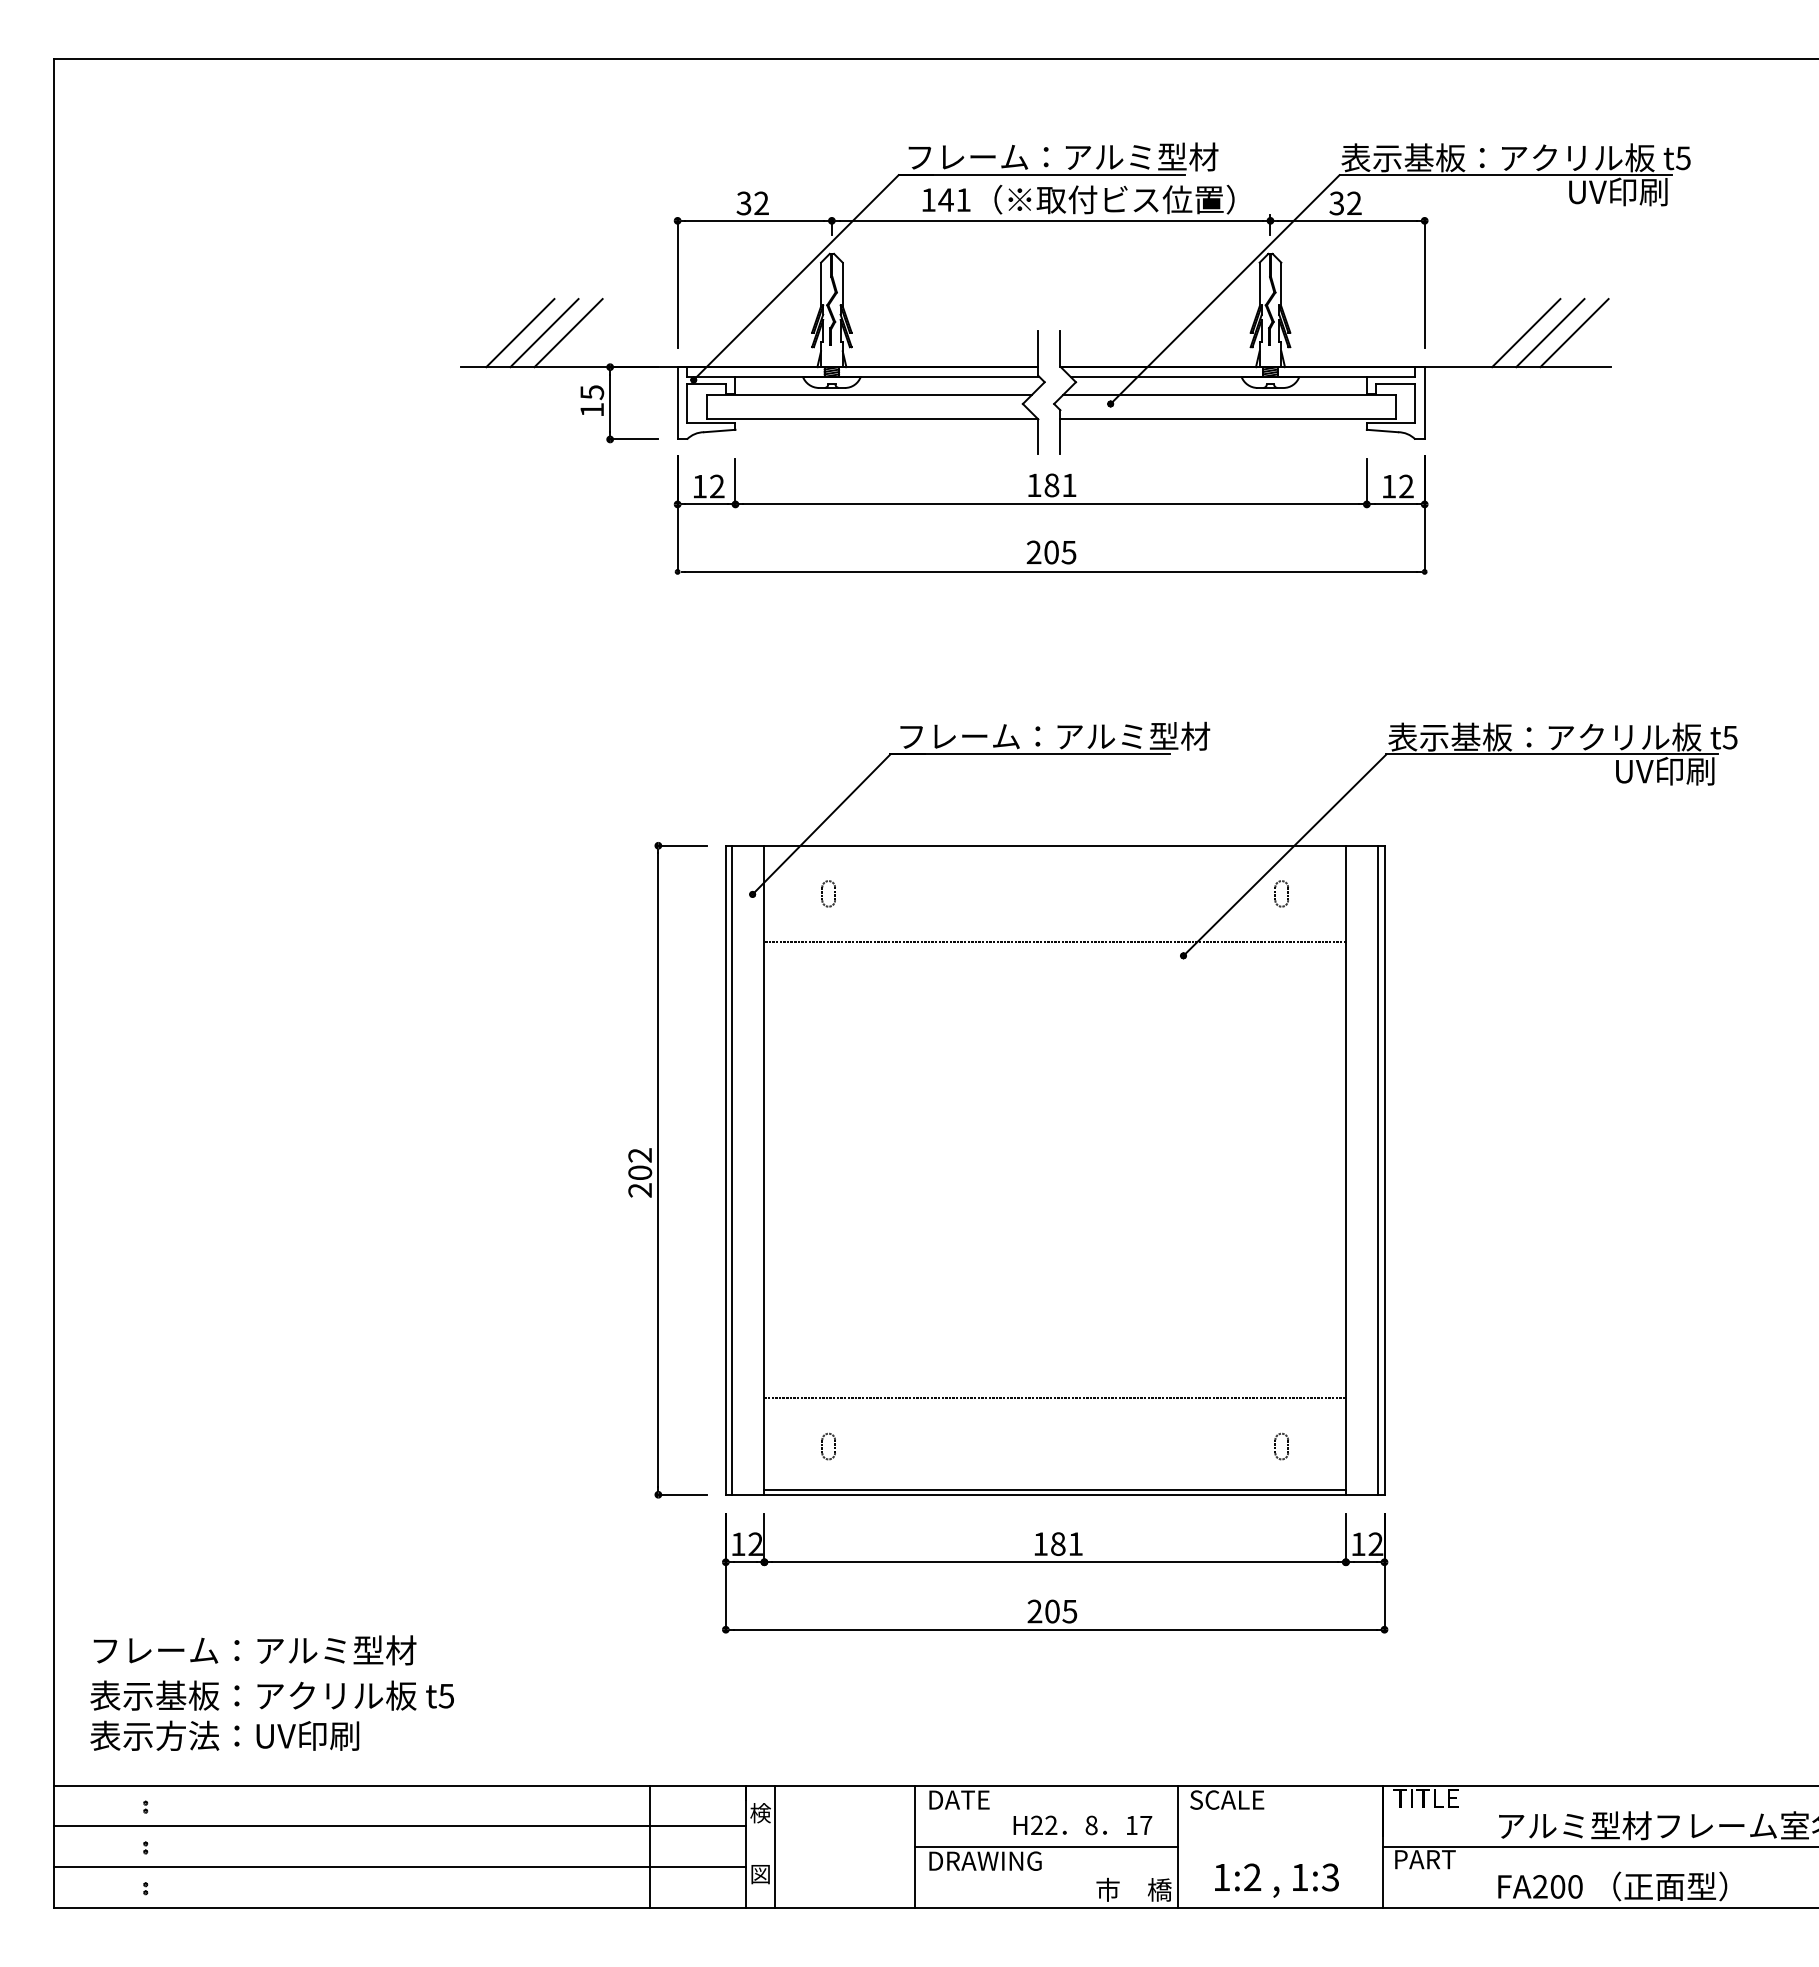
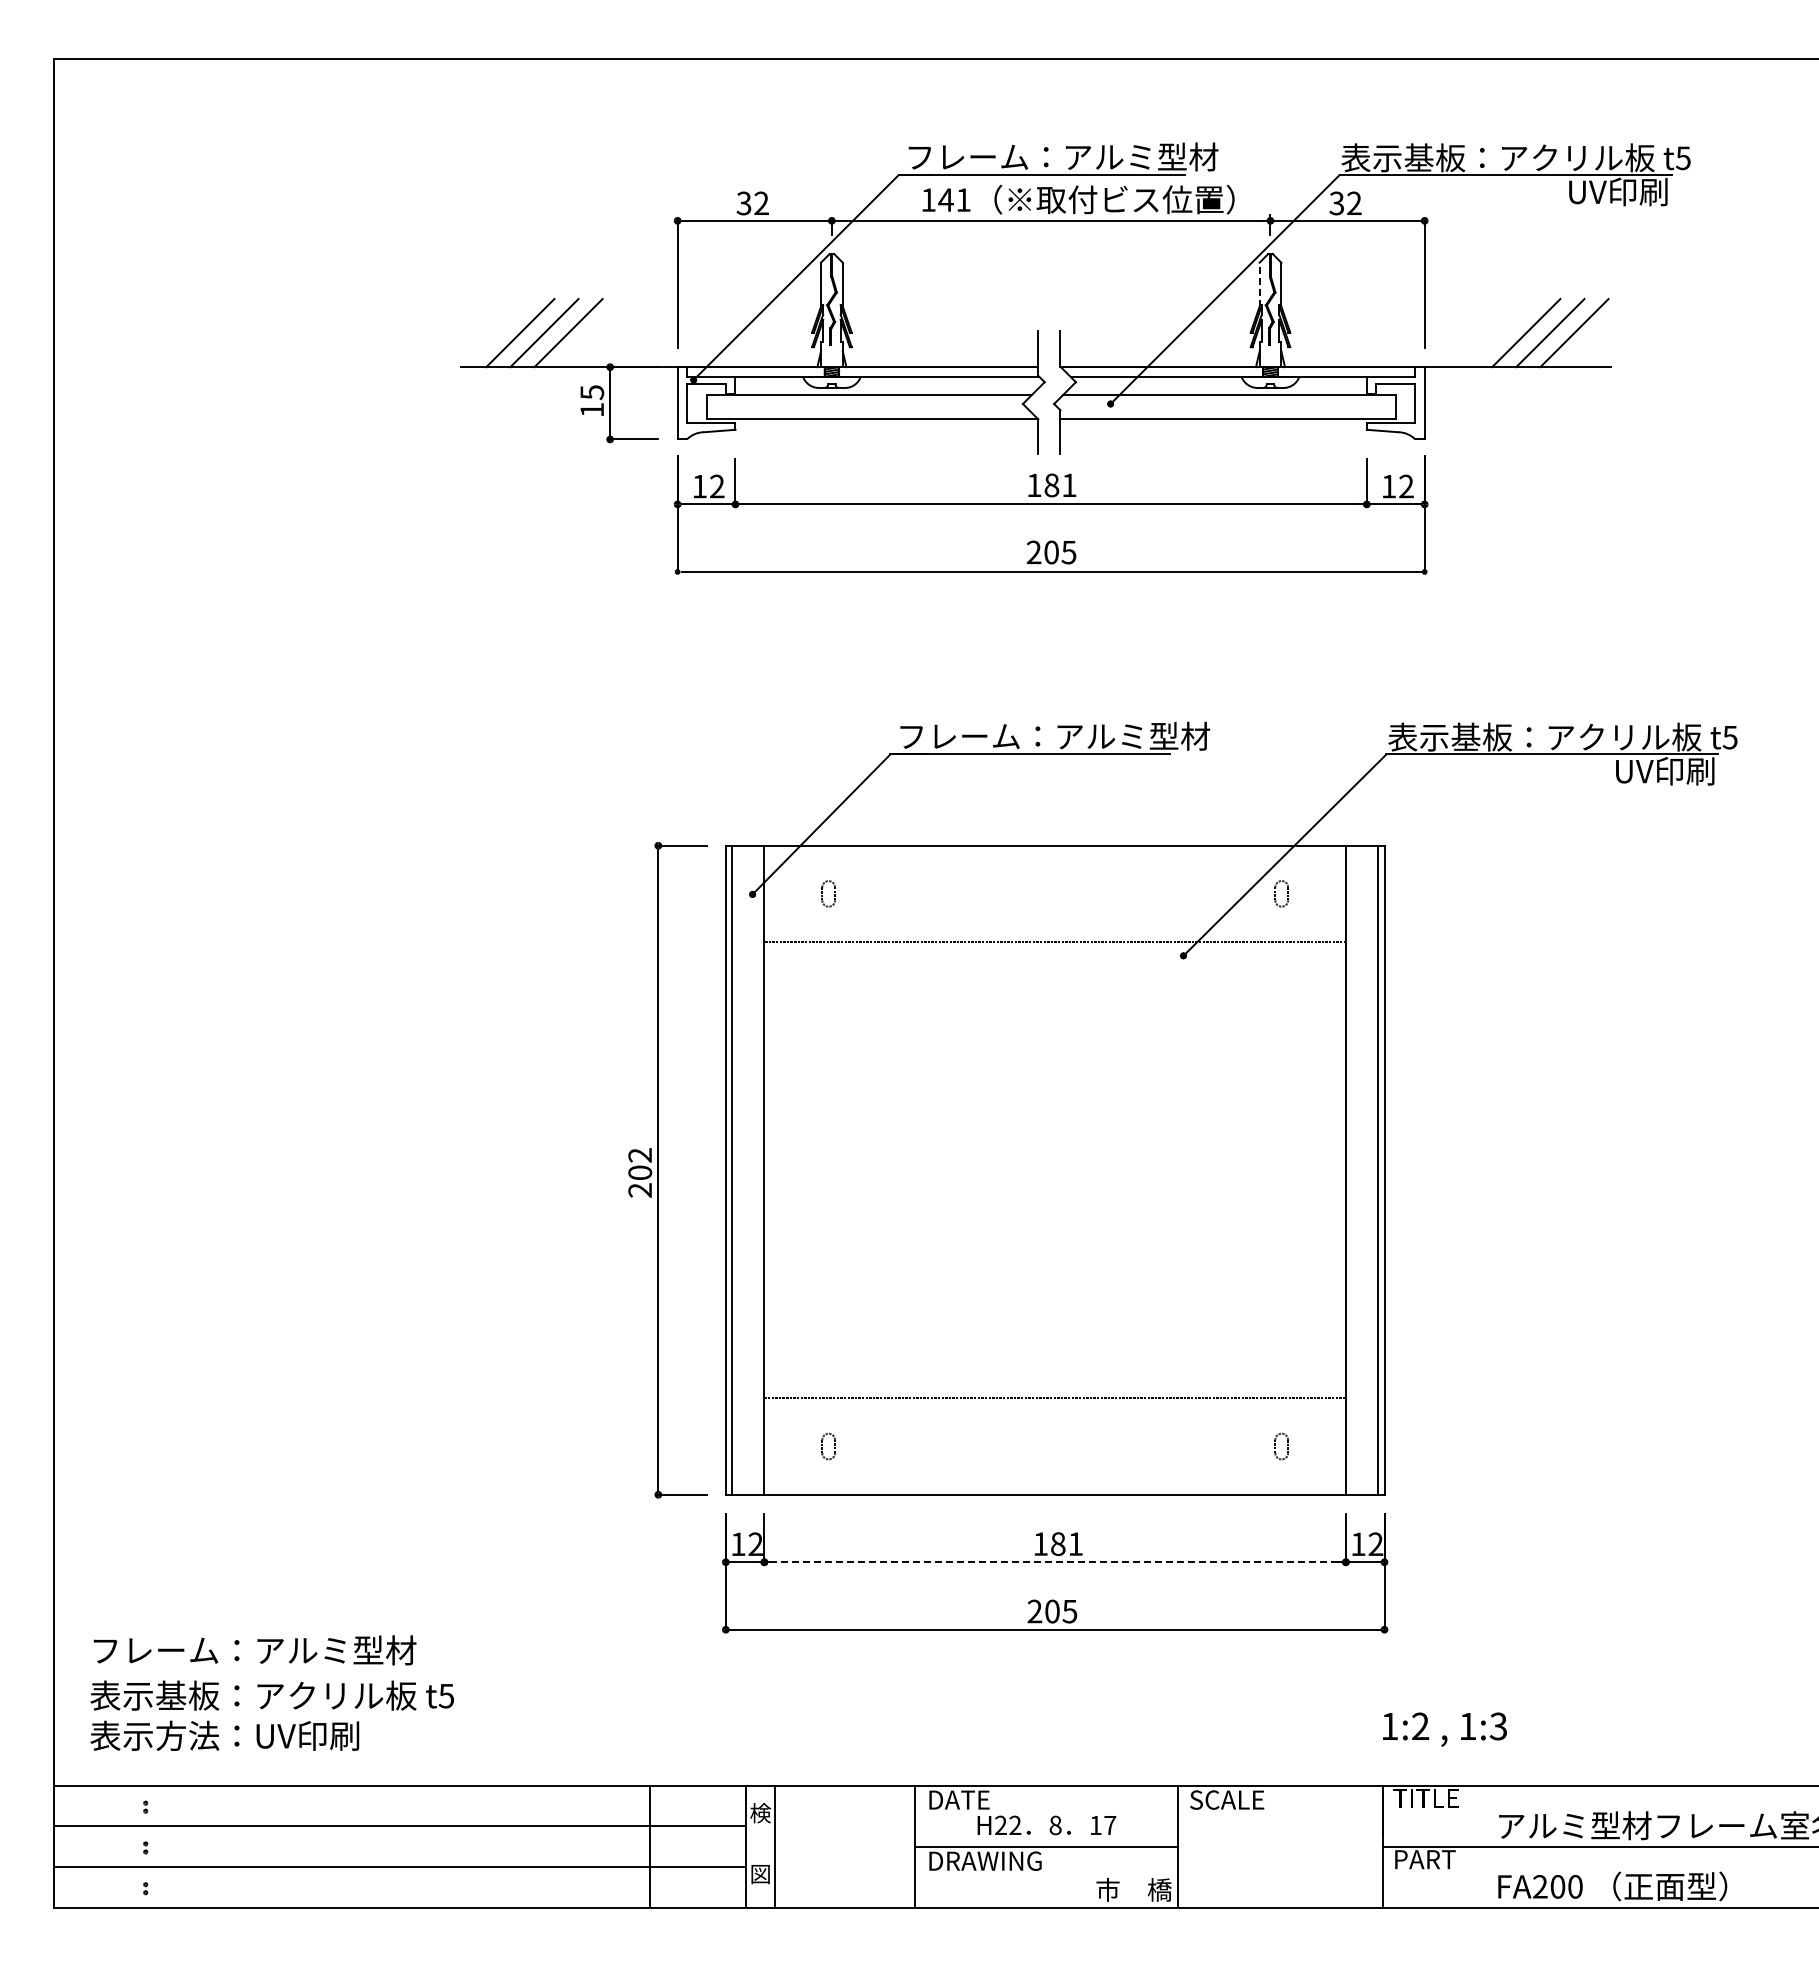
line: solid -> dashed (1259, 284)
line: present -> none (1054, 1489)
line: solid -> dashed (1054, 1562)
text position: (1082, 1825) -> (1046, 1825) (1046, 1825)
text position: (1276, 1880) -> (1444, 1729) (1444, 1729)
